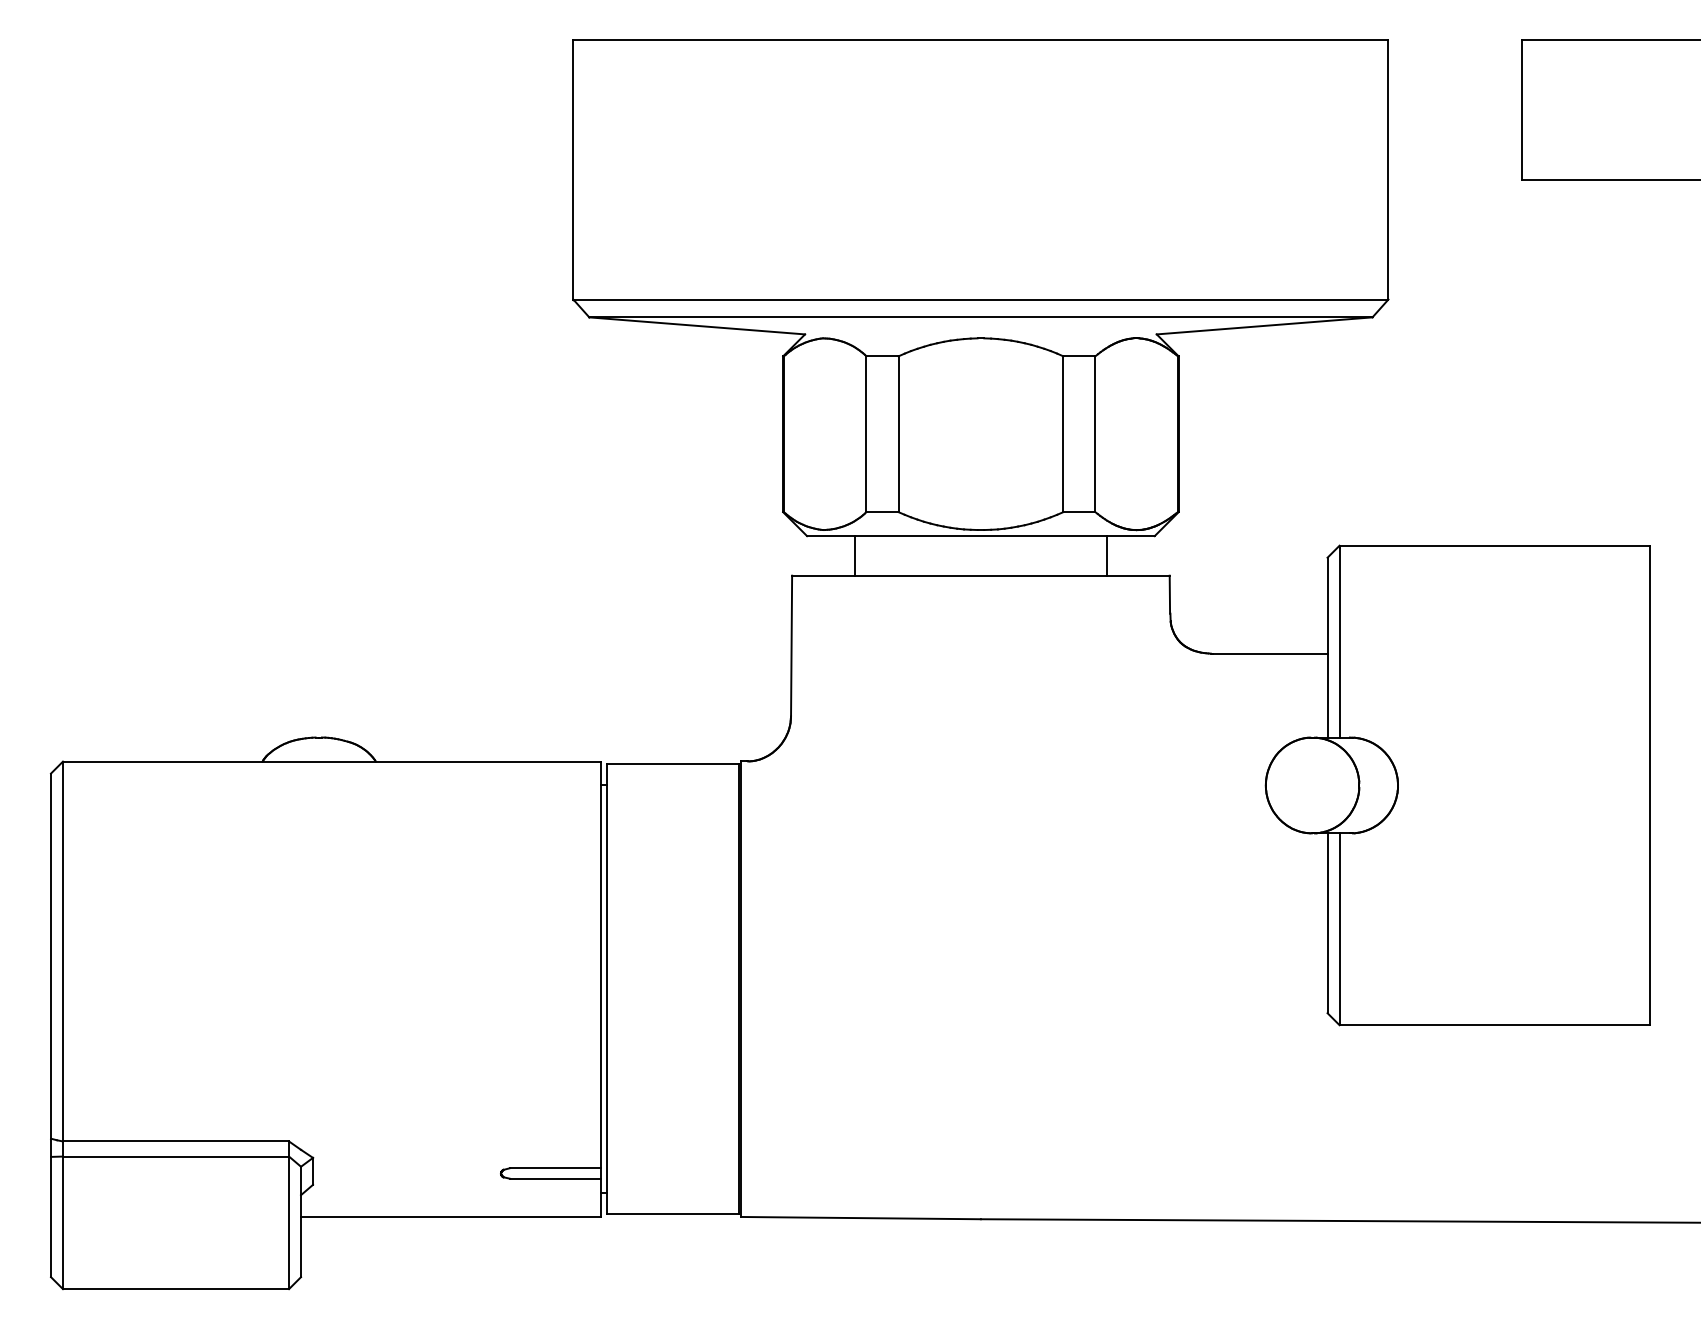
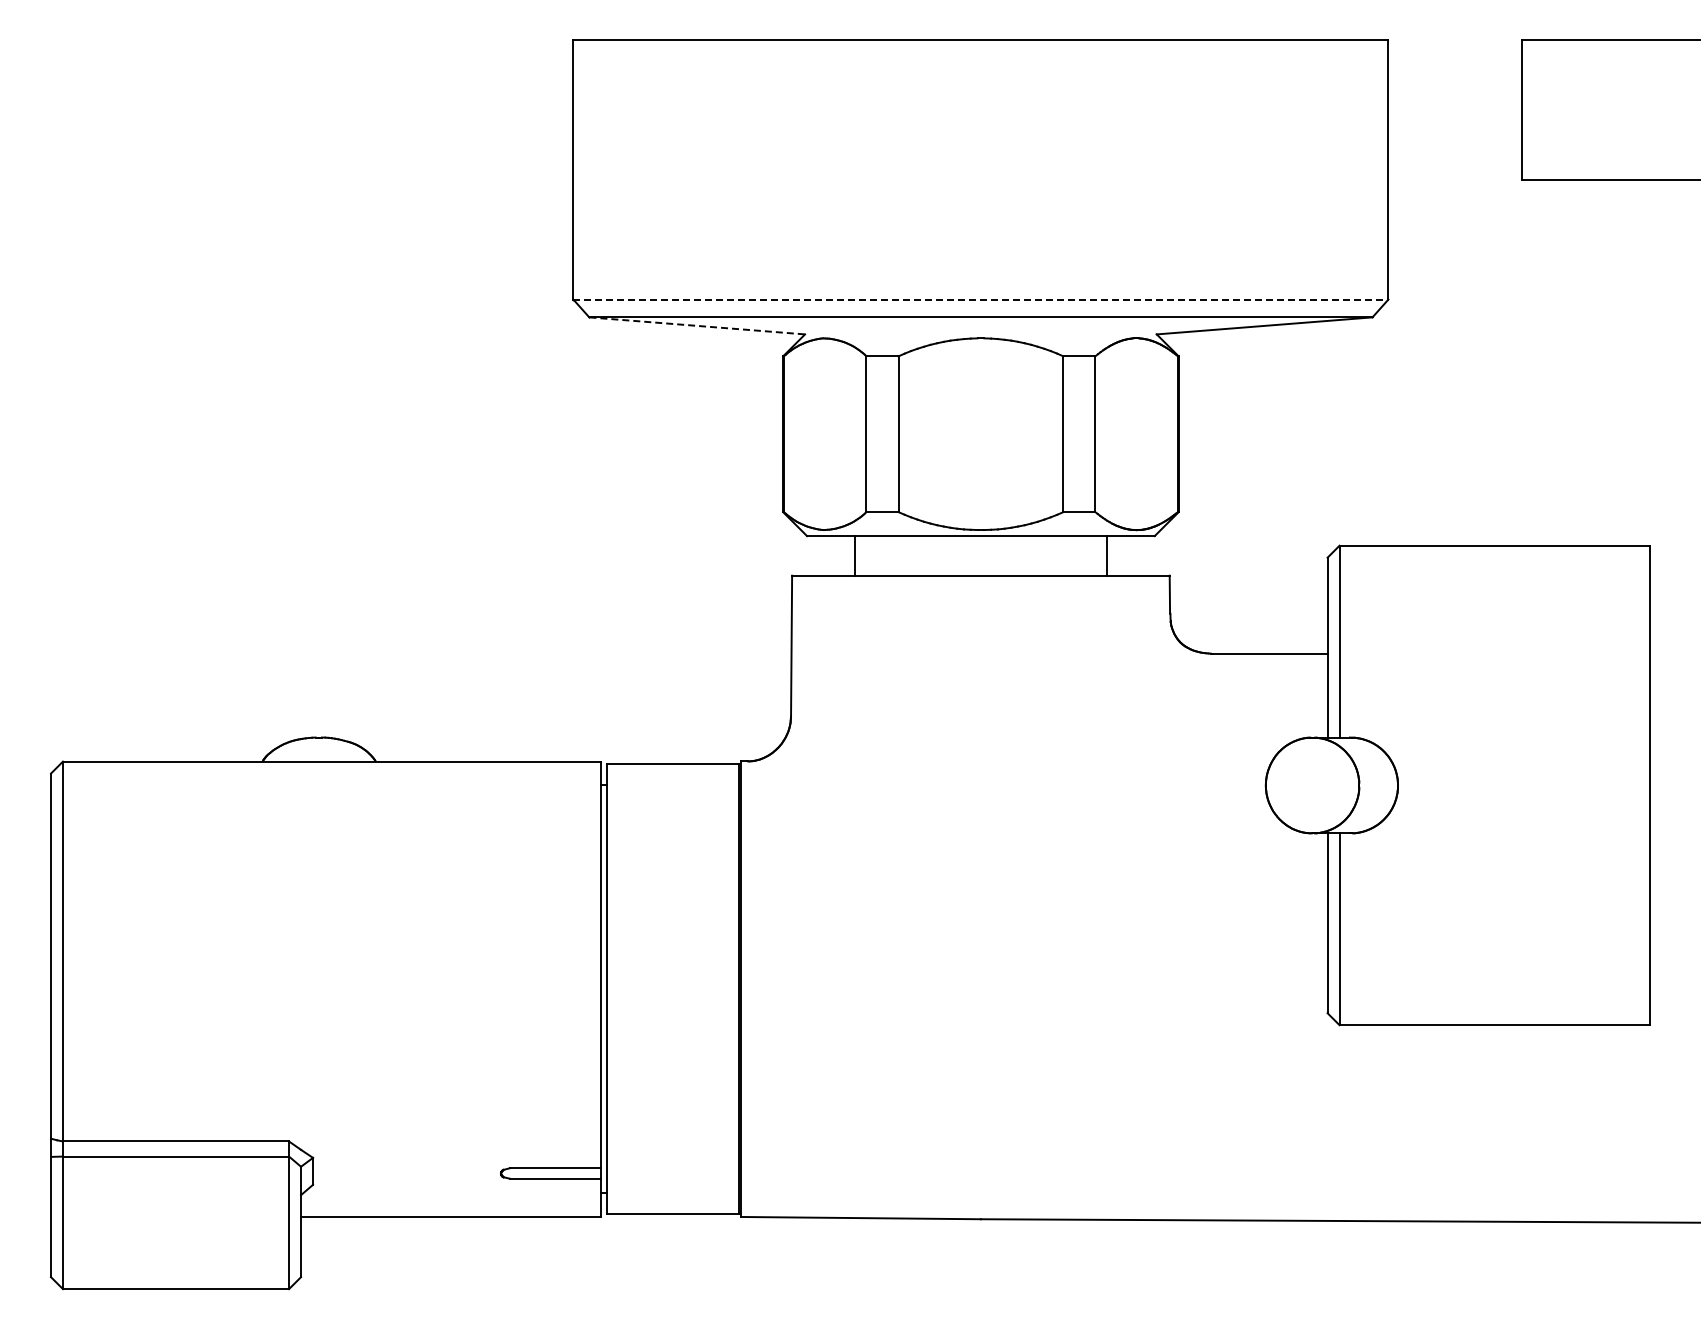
line: solid -> dashed (980, 299)
line: solid -> dashed (697, 325)
